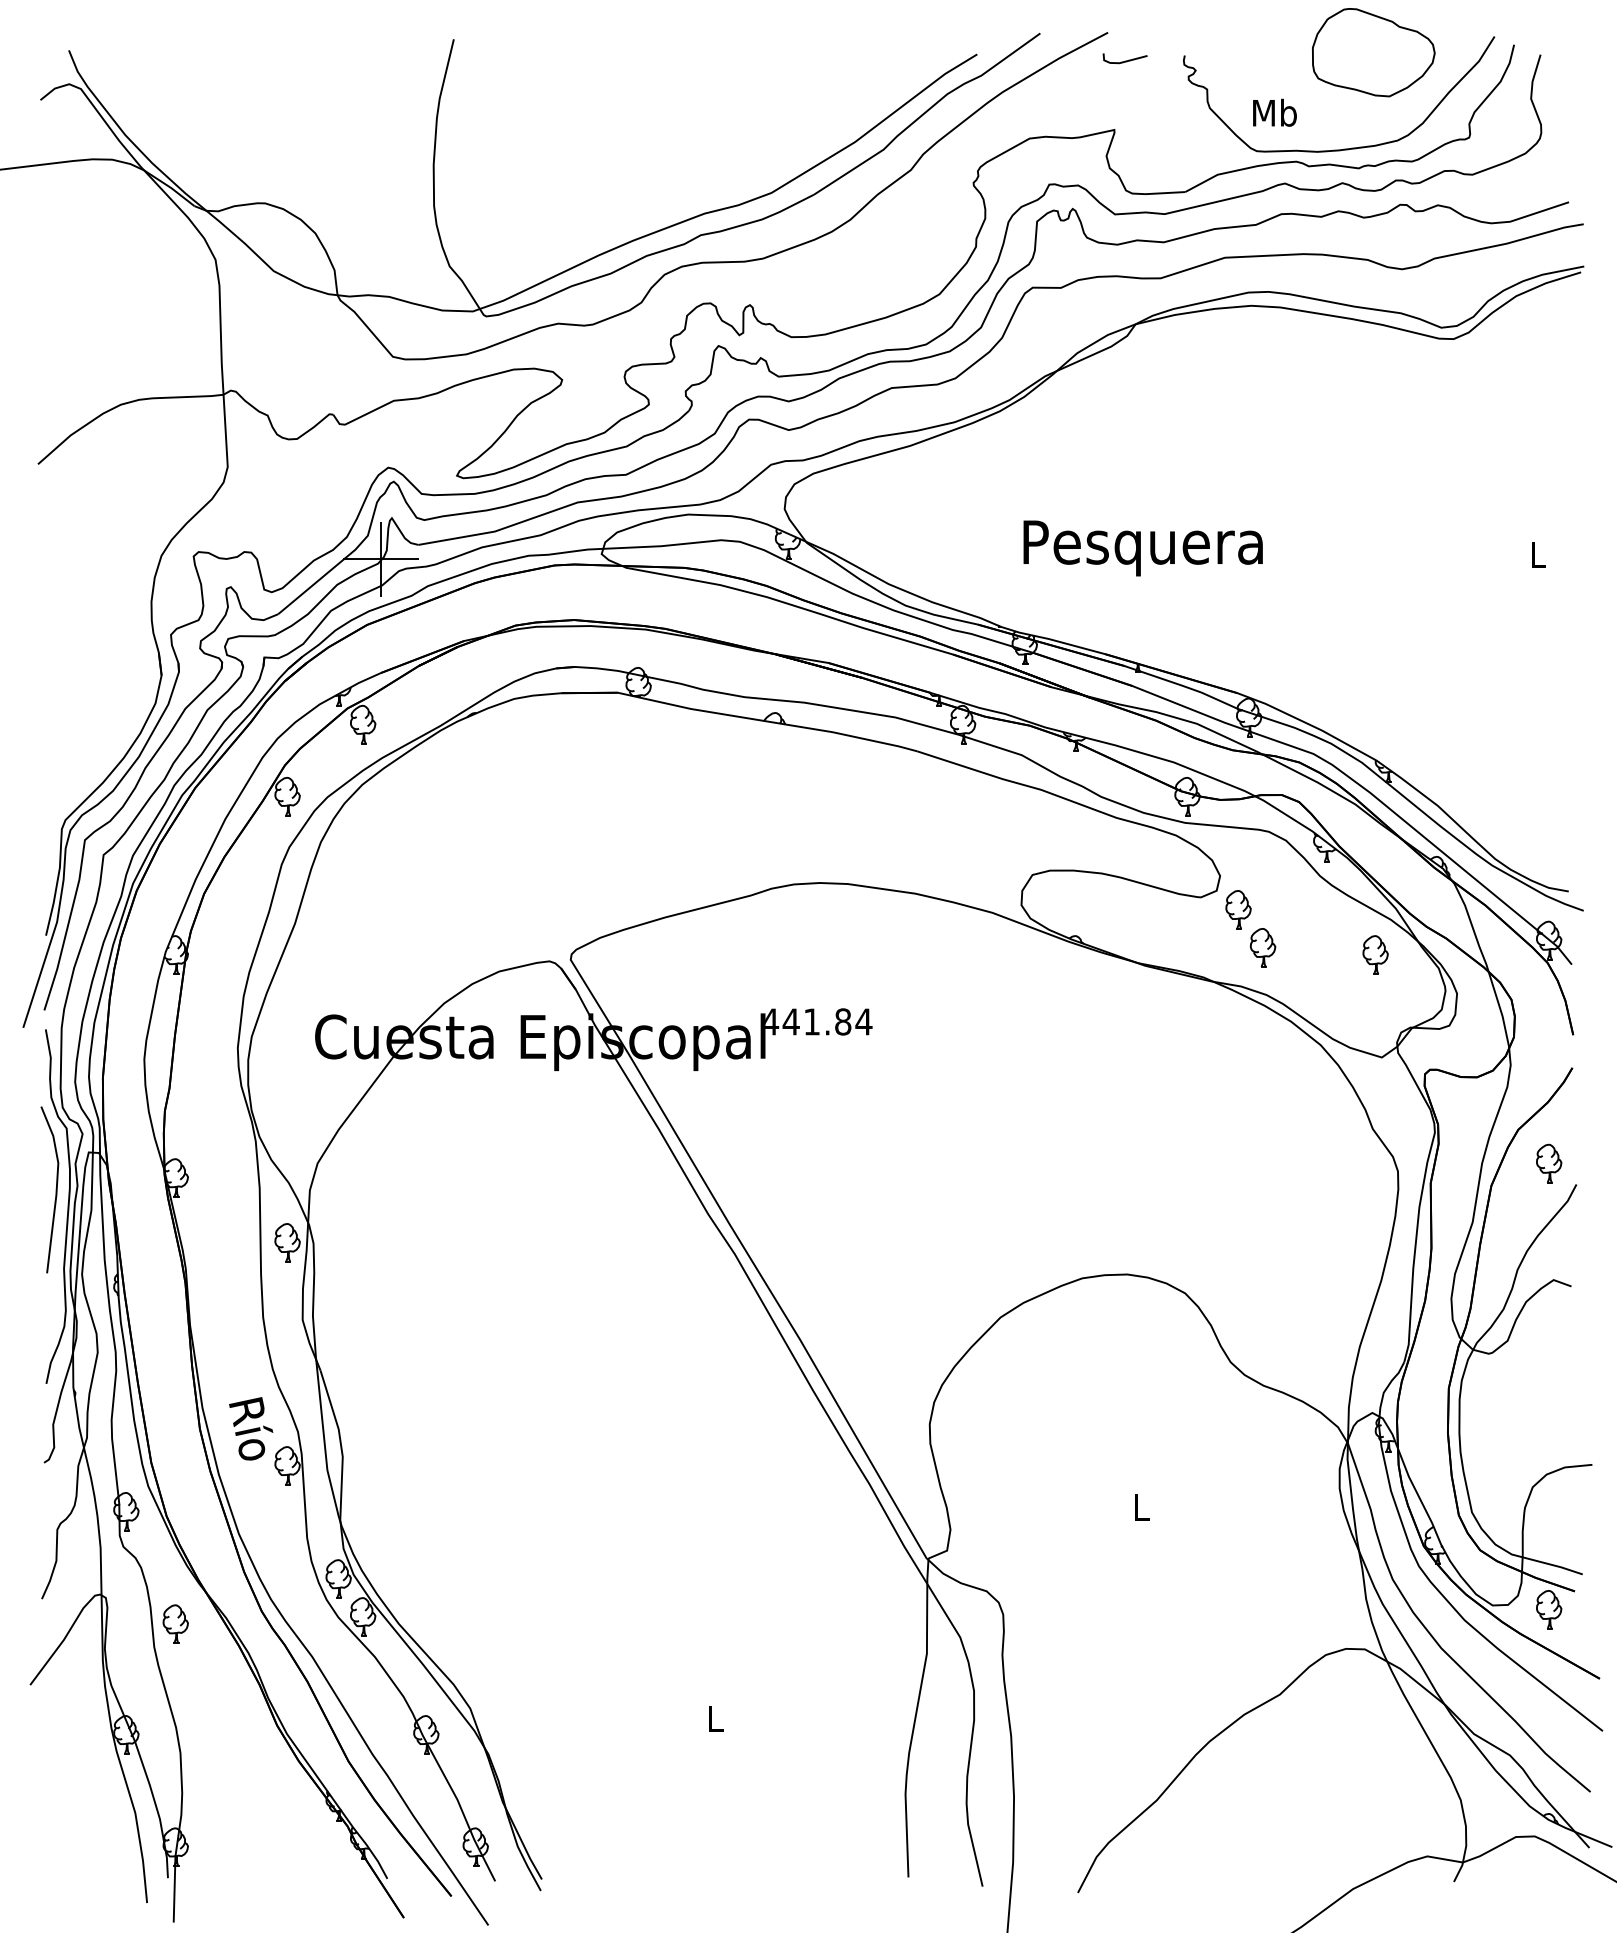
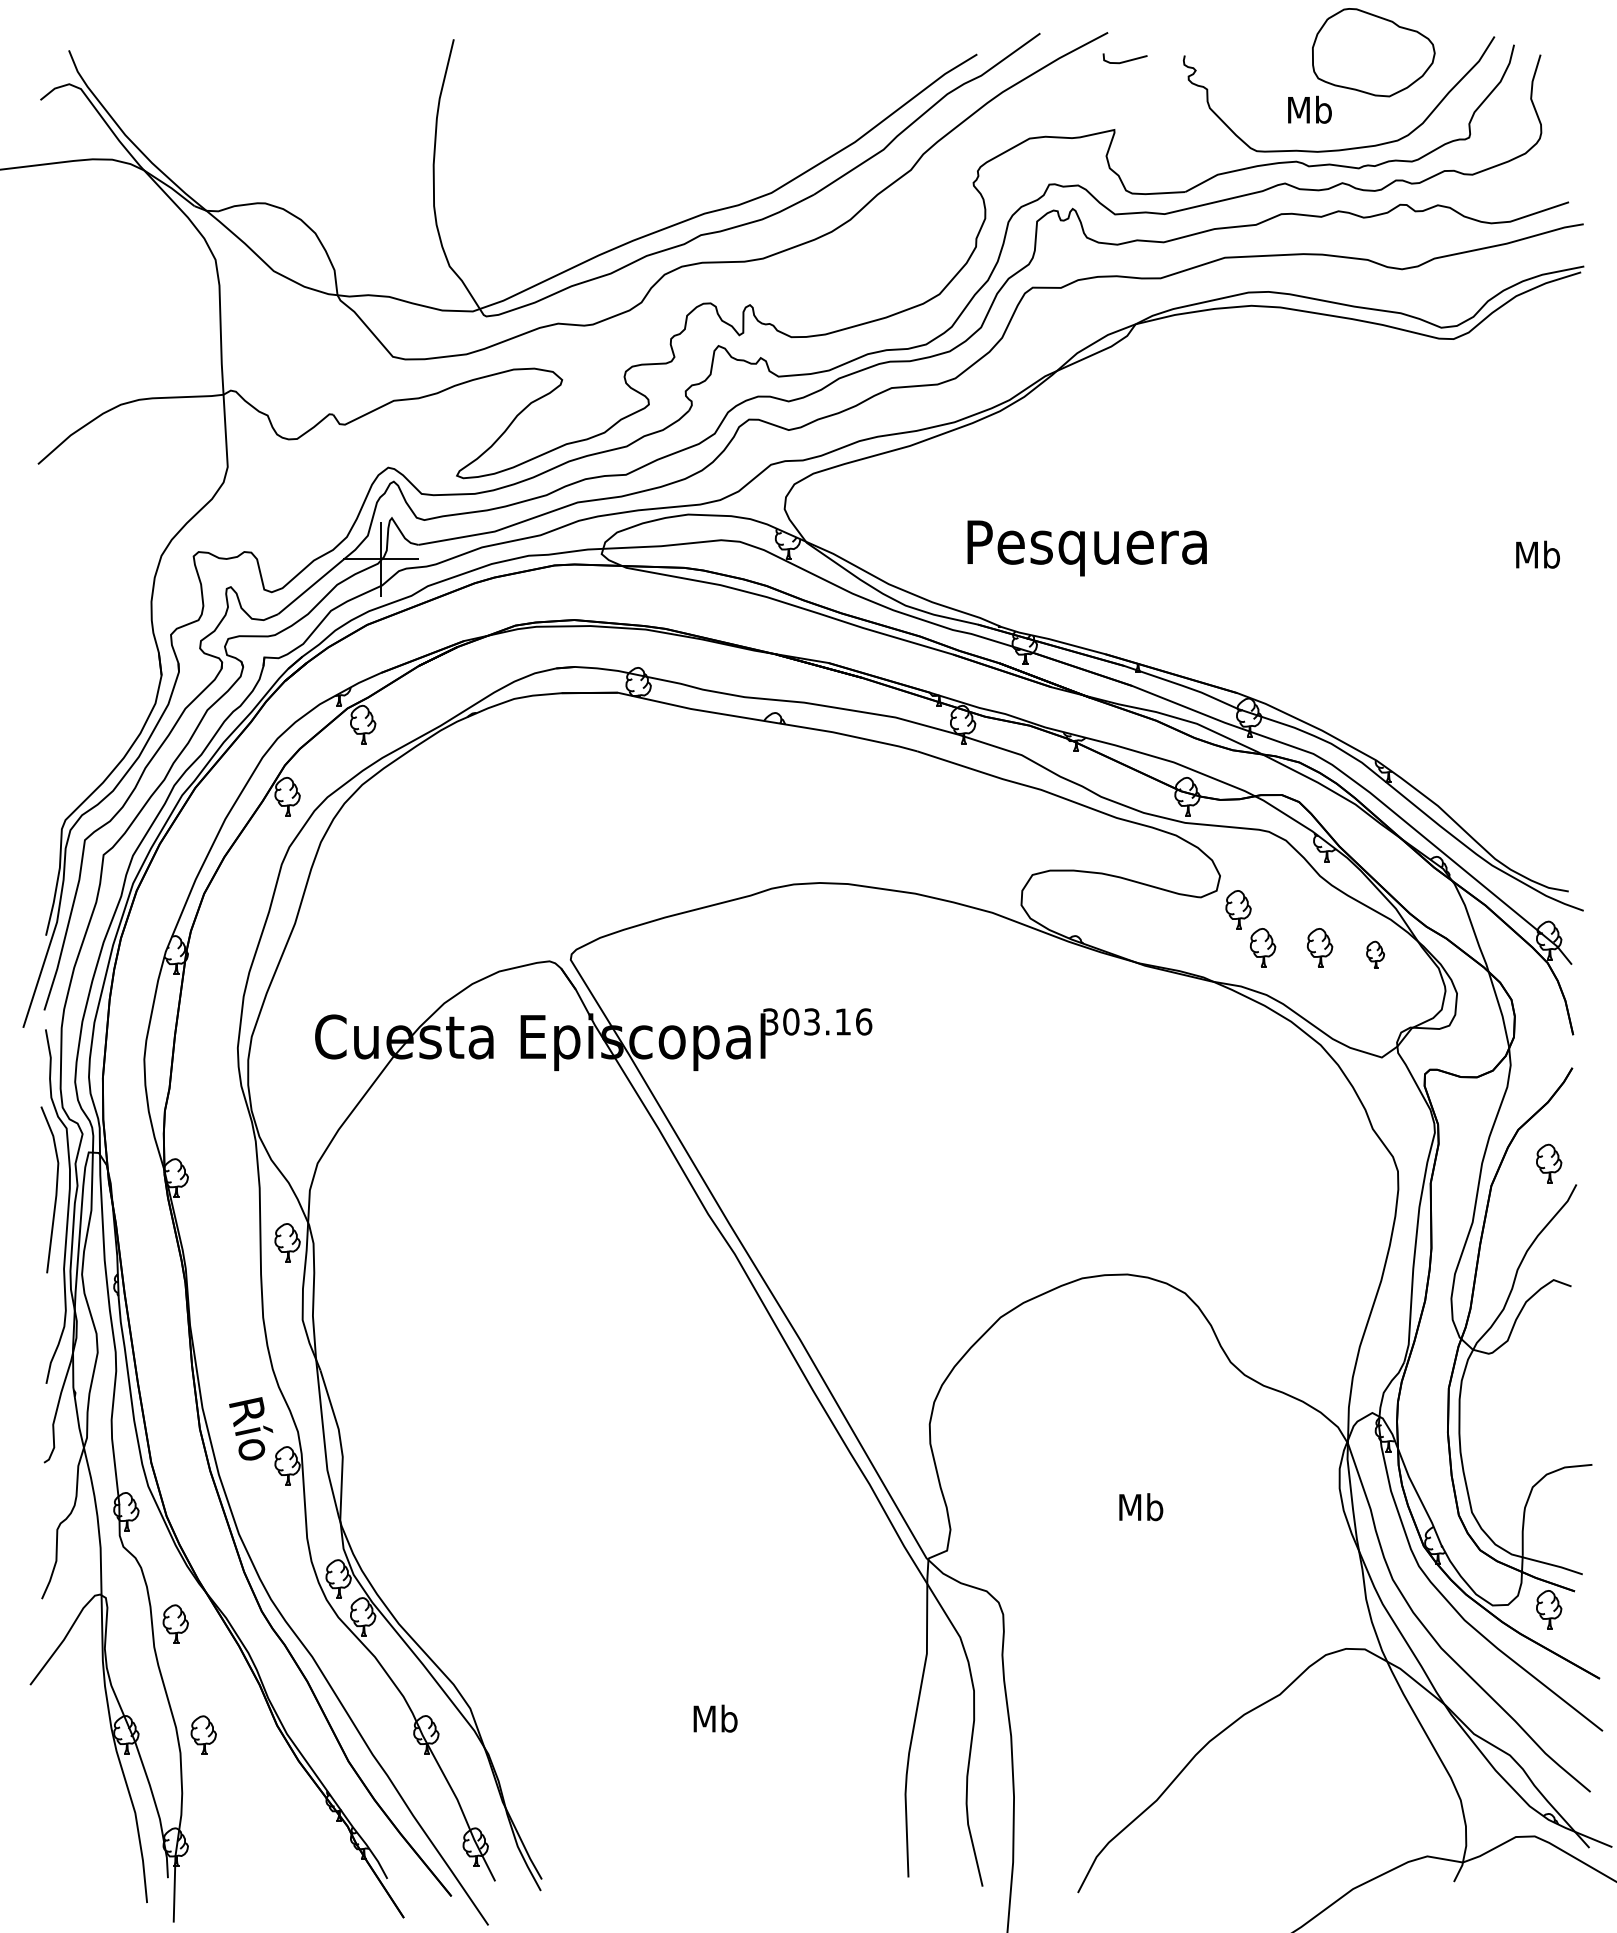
text position: (1274, 112) -> (1309, 109) (1309, 109)
text position: (1142, 548) -> (1086, 548) (1086, 548)
text: L -> Mb (1538, 554)
part: none -> present (1320, 947)
part size: 27x40 px -> 20x29 px (1375, 954)
text: 441.84 -> 303.16 (817, 1021)
text: L -> Mb (1141, 1507)
text: L -> Mb (715, 1718)
part: none -> present (203, 1734)
